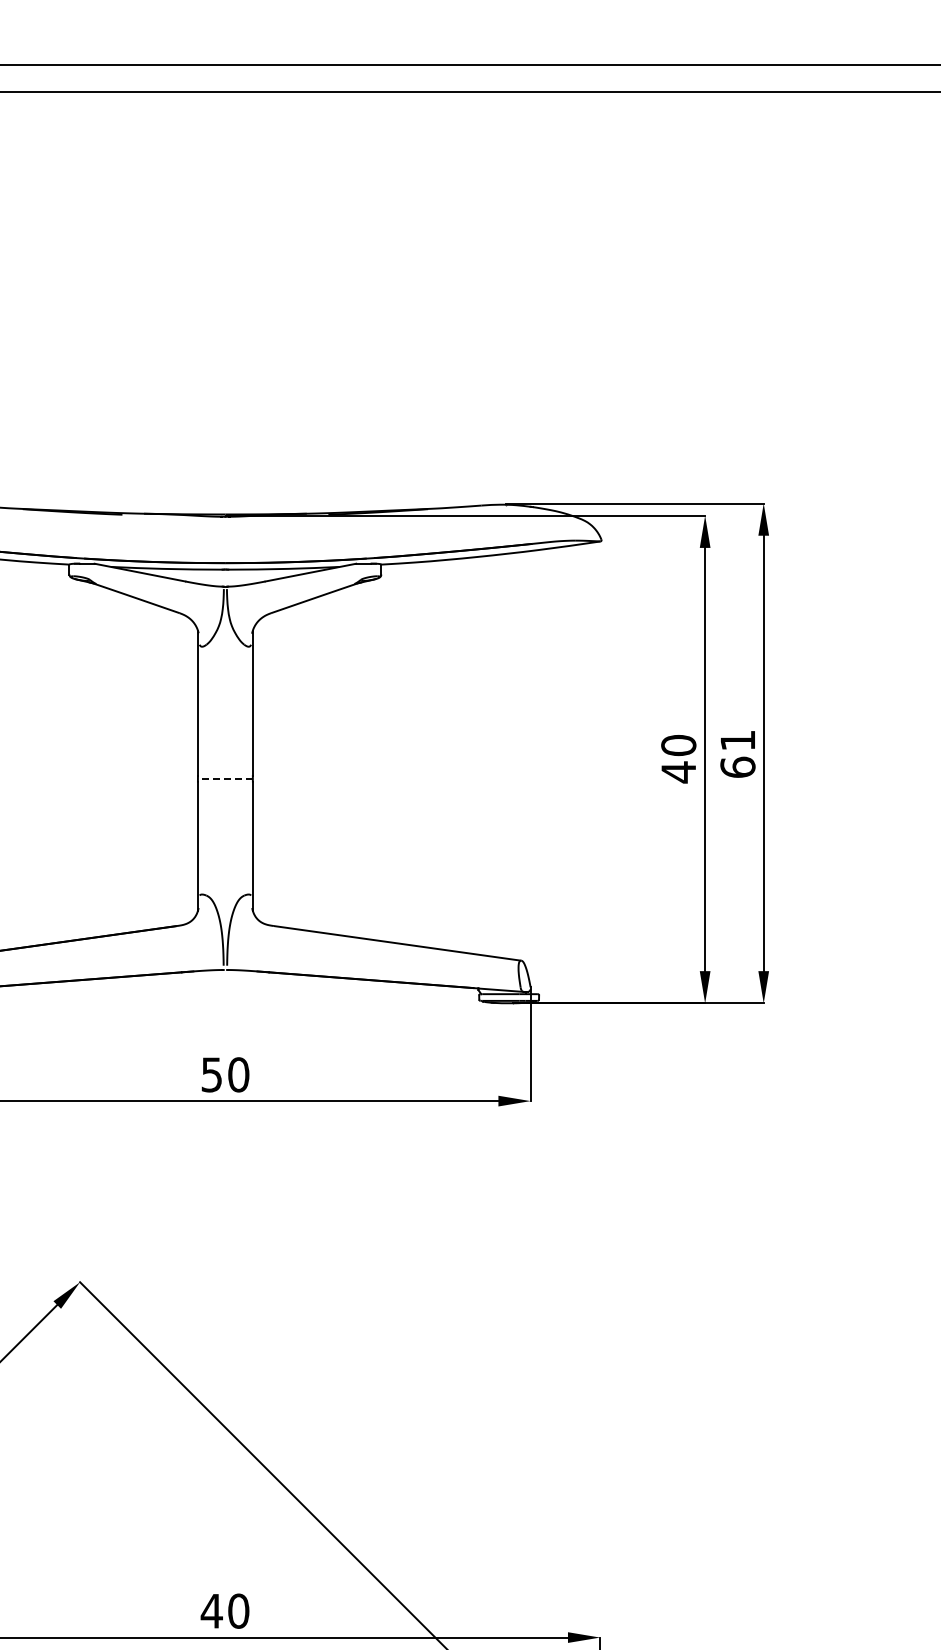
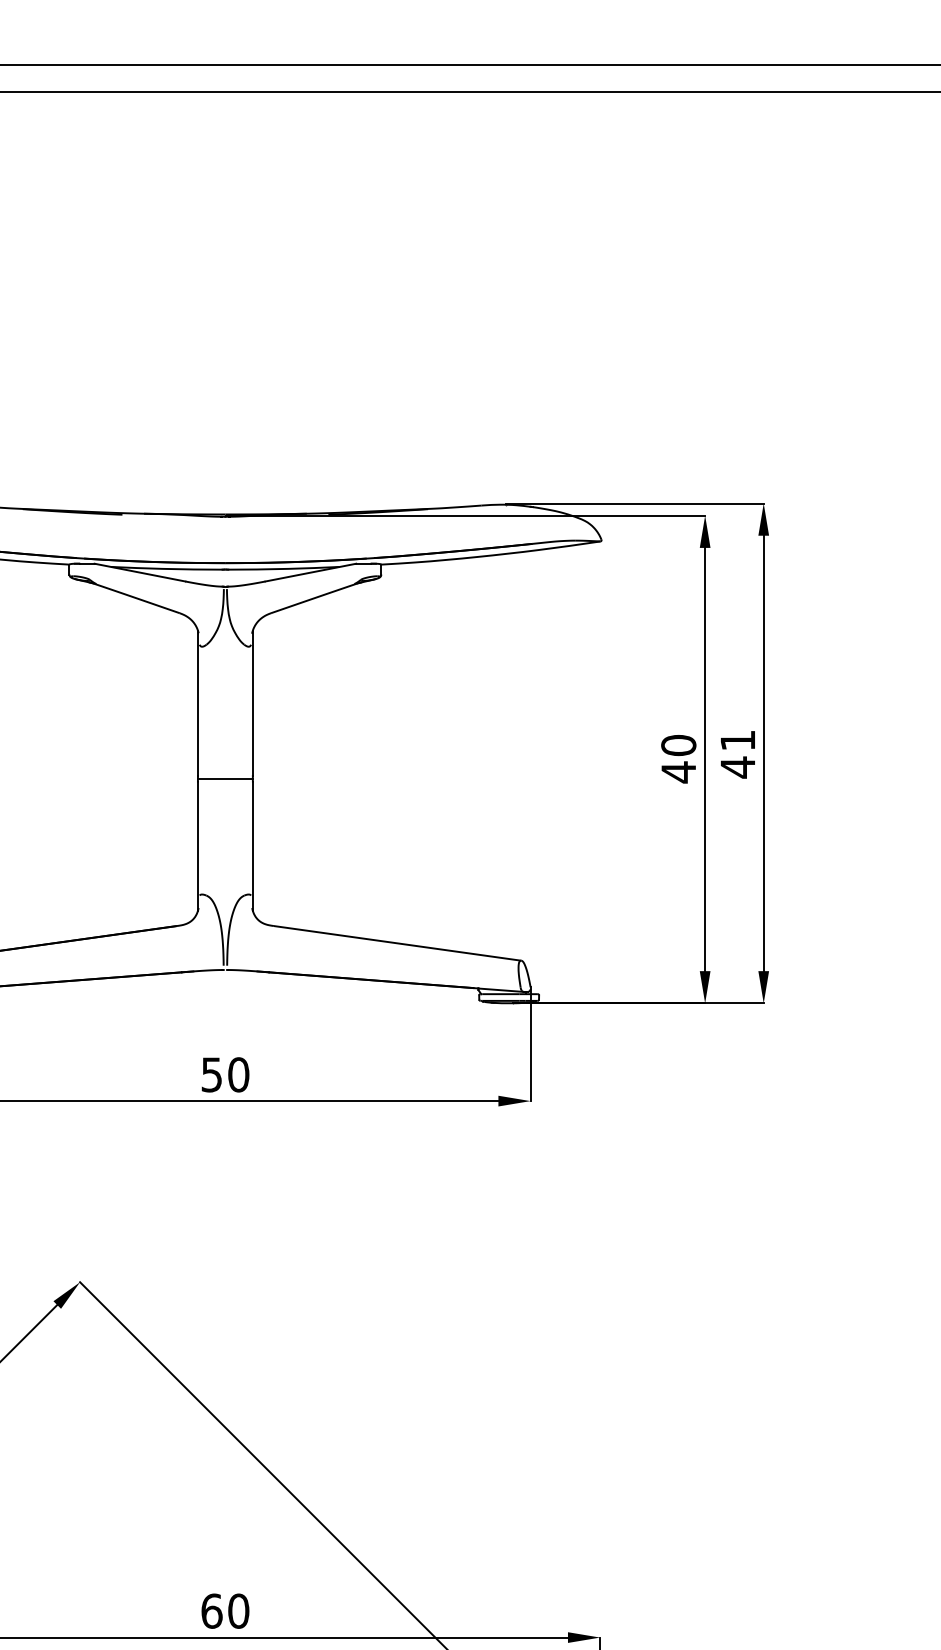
text: 61 -> 41 (737, 767)
line: dashed -> solid (224, 778)
text: 40 -> 60 (211, 1610)
